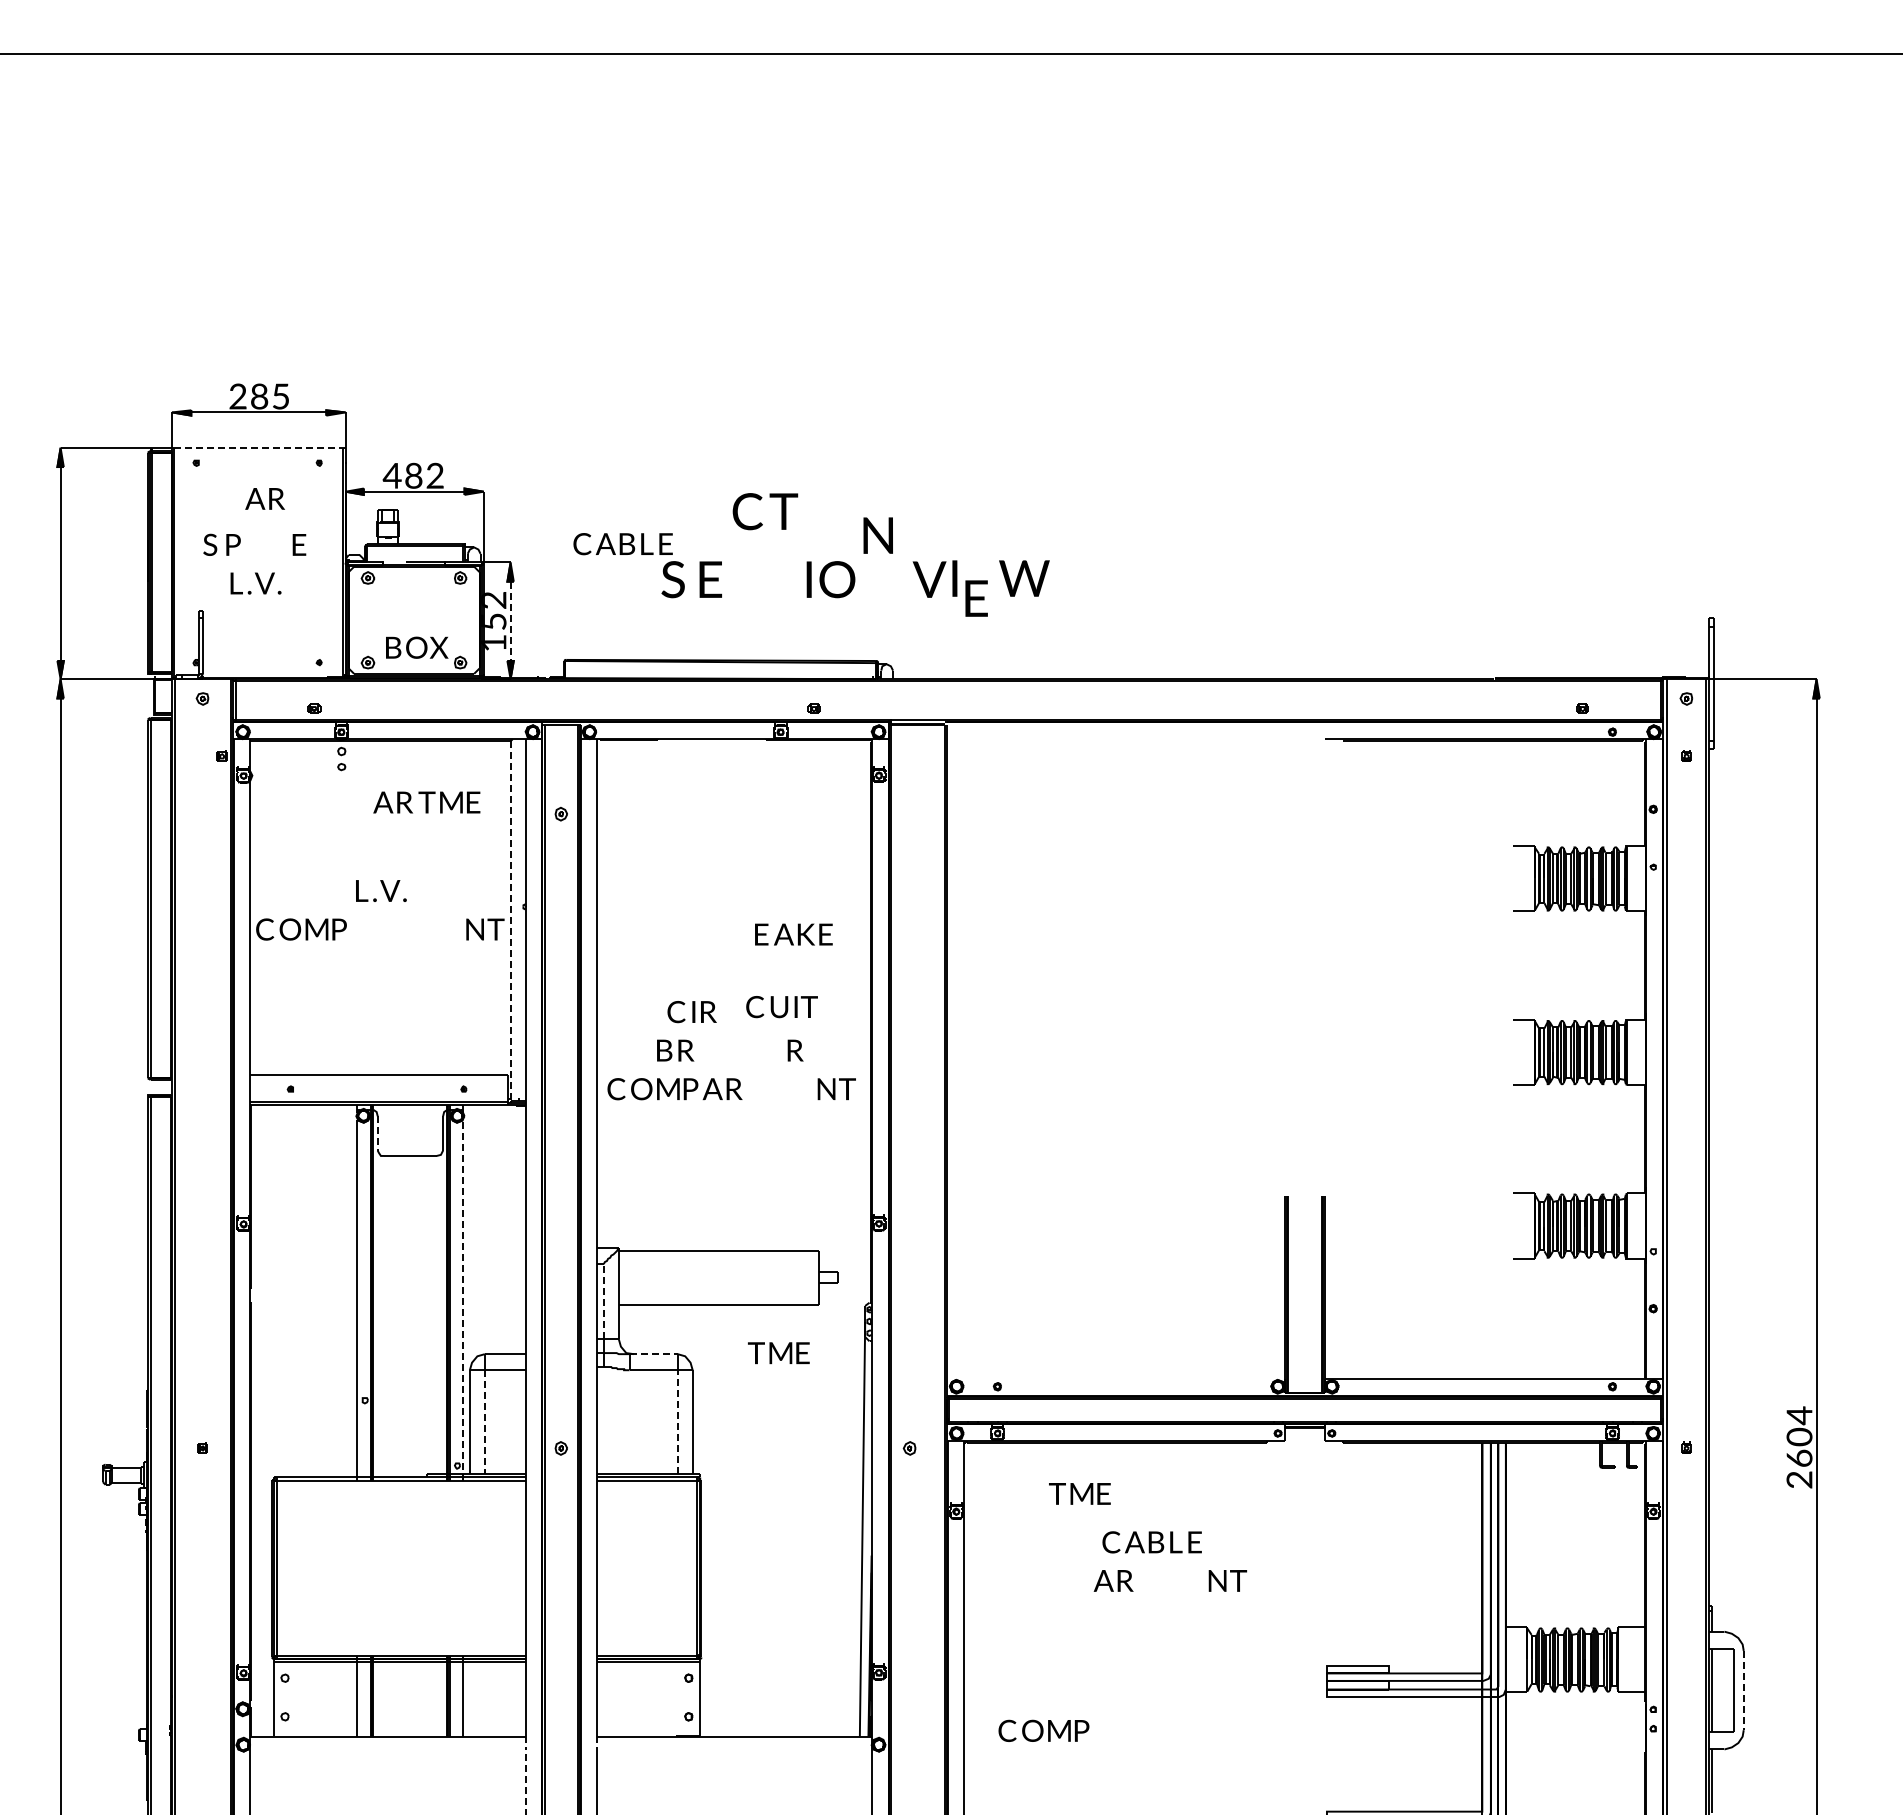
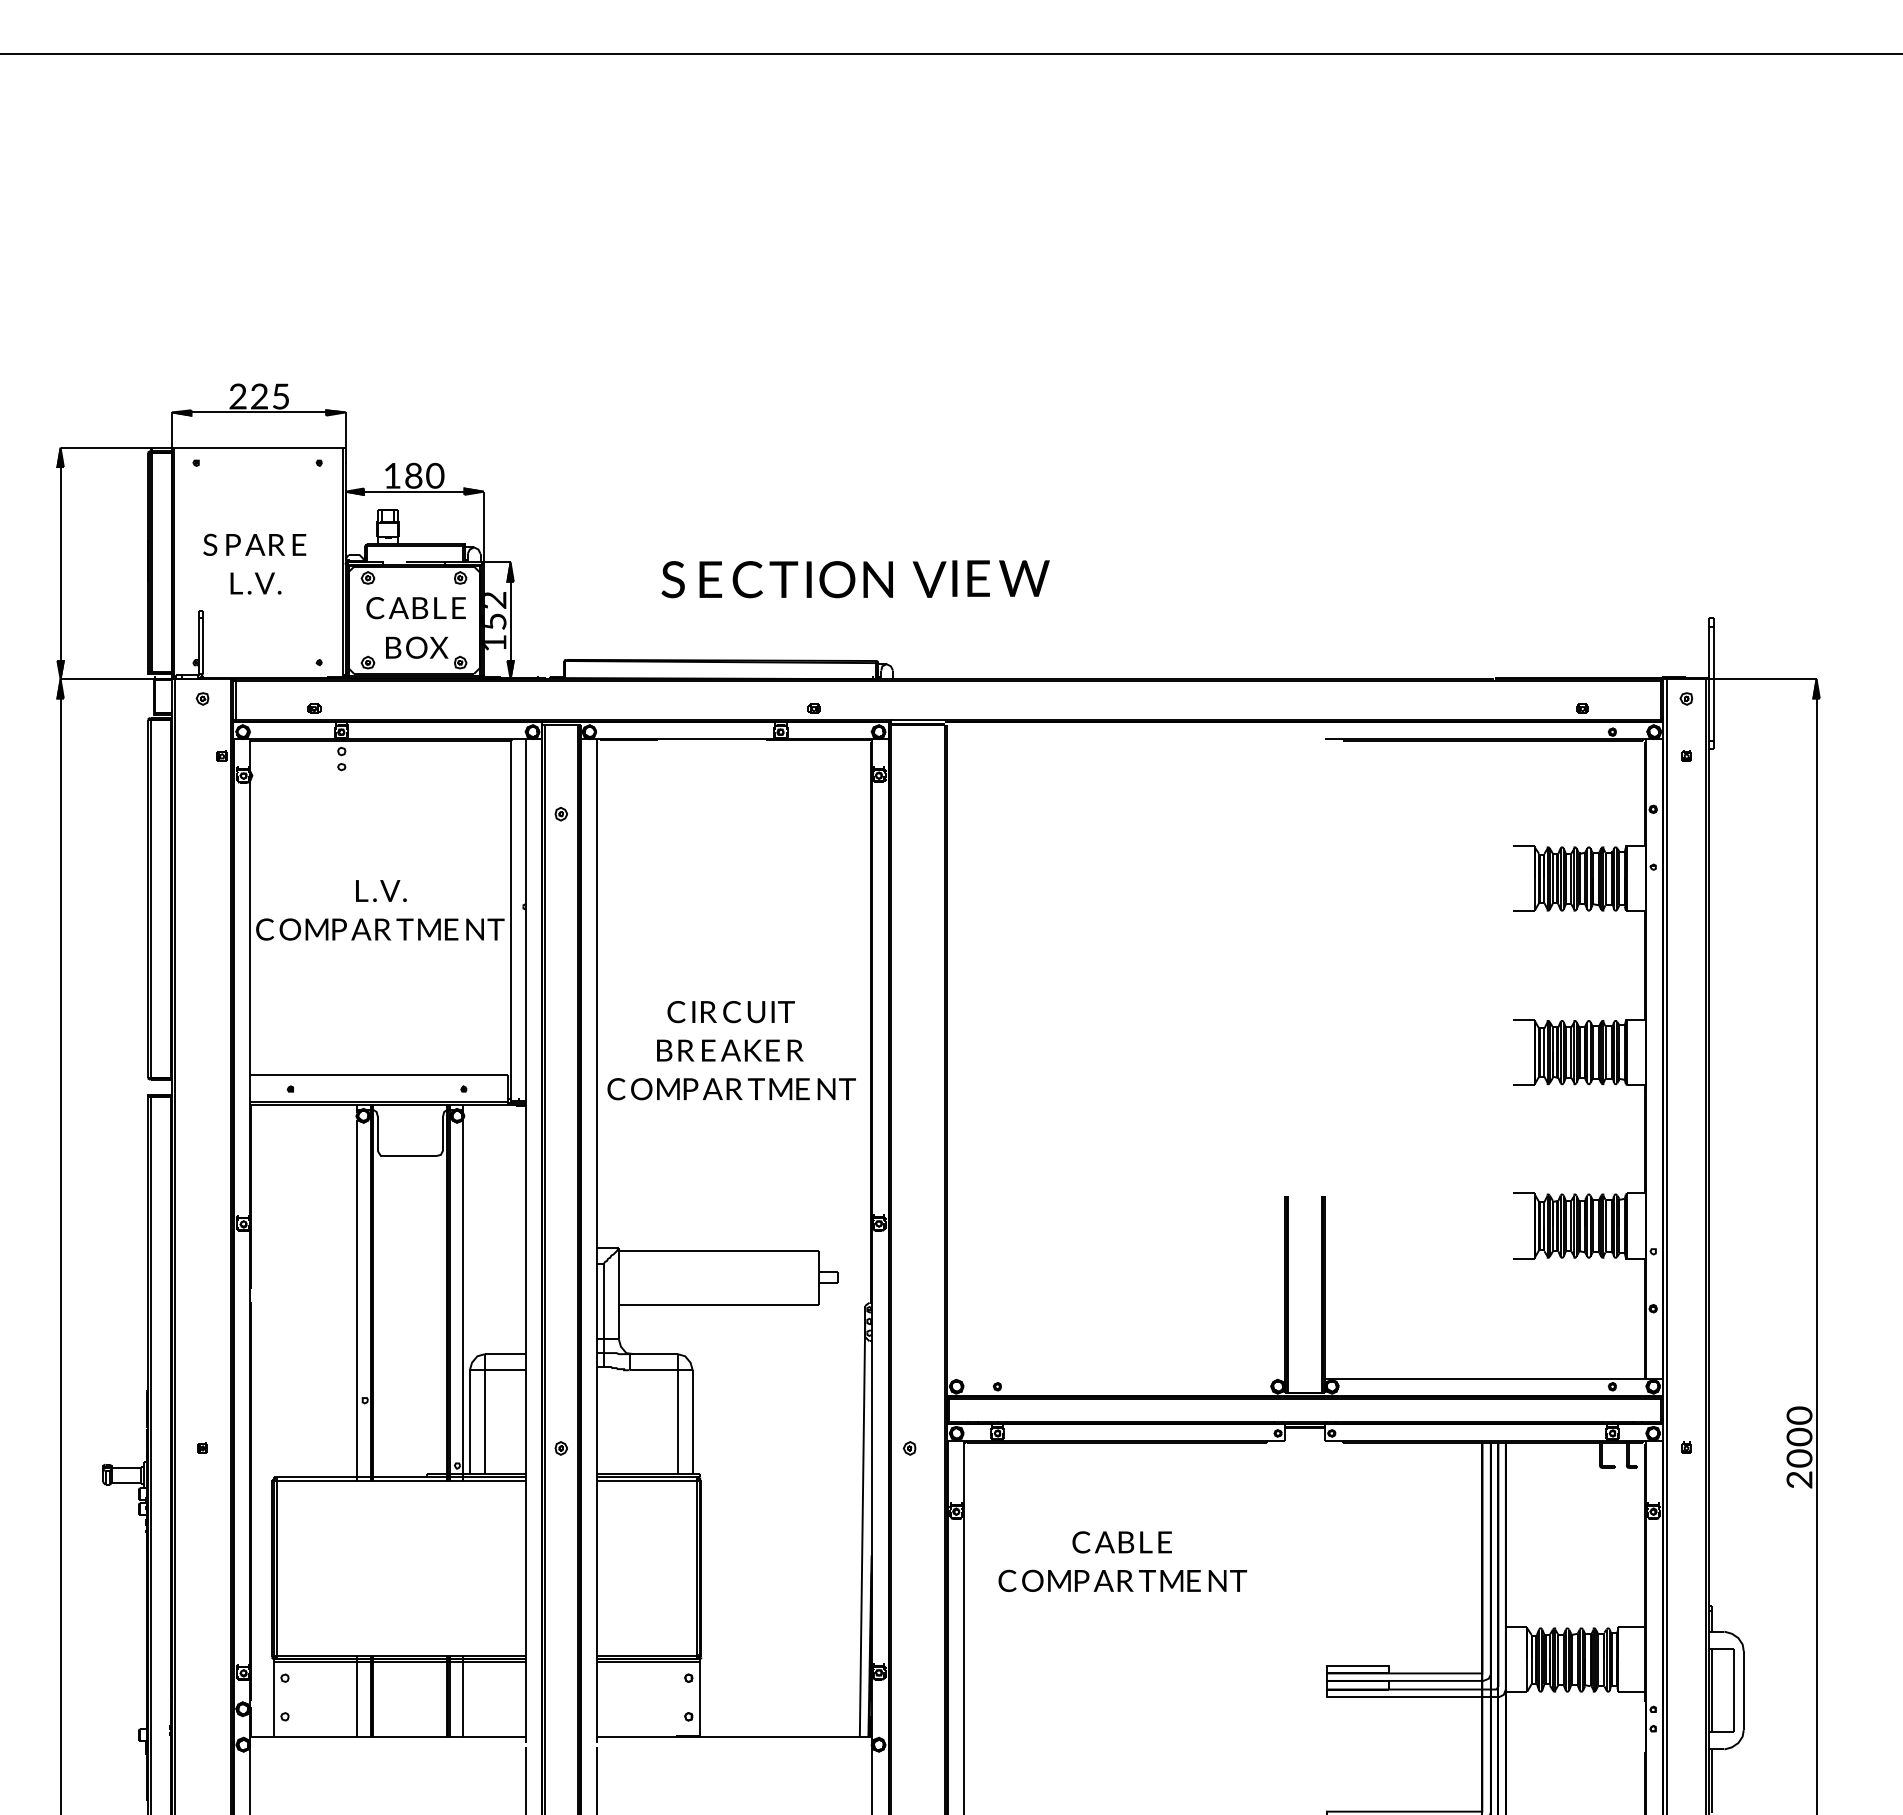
text: 8 -> 2 (259, 397)
line: dashed -> solid (258, 447)
text: 4 -> 1 (391, 475)
text: 2 -> 0 (435, 475)
text position: (264, 498) -> (264, 544) (264, 544)
text position: (765, 511) -> (765, 579) (765, 579)
text position: (877, 535) -> (877, 579) (877, 579)
text position: (622, 544) -> (415, 608) (415, 608)
text position: (976, 598) -> (978, 578) (978, 578)
line: dashed -> solid (510, 621)
text position: (426, 802) -> (404, 929) (404, 929)
line: dashed -> solid (510, 921)
text position: (793, 934) -> (740, 1050) (740, 1050)
text position: (781, 1007) -> (758, 1012) (758, 1012)
line: dashed -> solid (377, 1133)
line: dashed -> solid (463, 1300)
line: dashed -> solid (603, 1301)
text position: (778, 1353) -> (778, 1089) (778, 1089)
line: dashed -> solid (654, 1354)
text: 4 -> 0 (1799, 1415)
line: dashed -> solid (484, 1422)
line: dashed -> solid (677, 1422)
text: 6 -> 0 (1798, 1458)
text position: (1079, 1493) -> (1169, 1580) (1169, 1580)
text position: (1151, 1542) -> (1121, 1542) (1121, 1542)
line: dashed -> solid (1743, 1690)
text position: (1043, 1730) -> (1043, 1580) (1043, 1580)
line: dashed -> solid (525, 1781)
